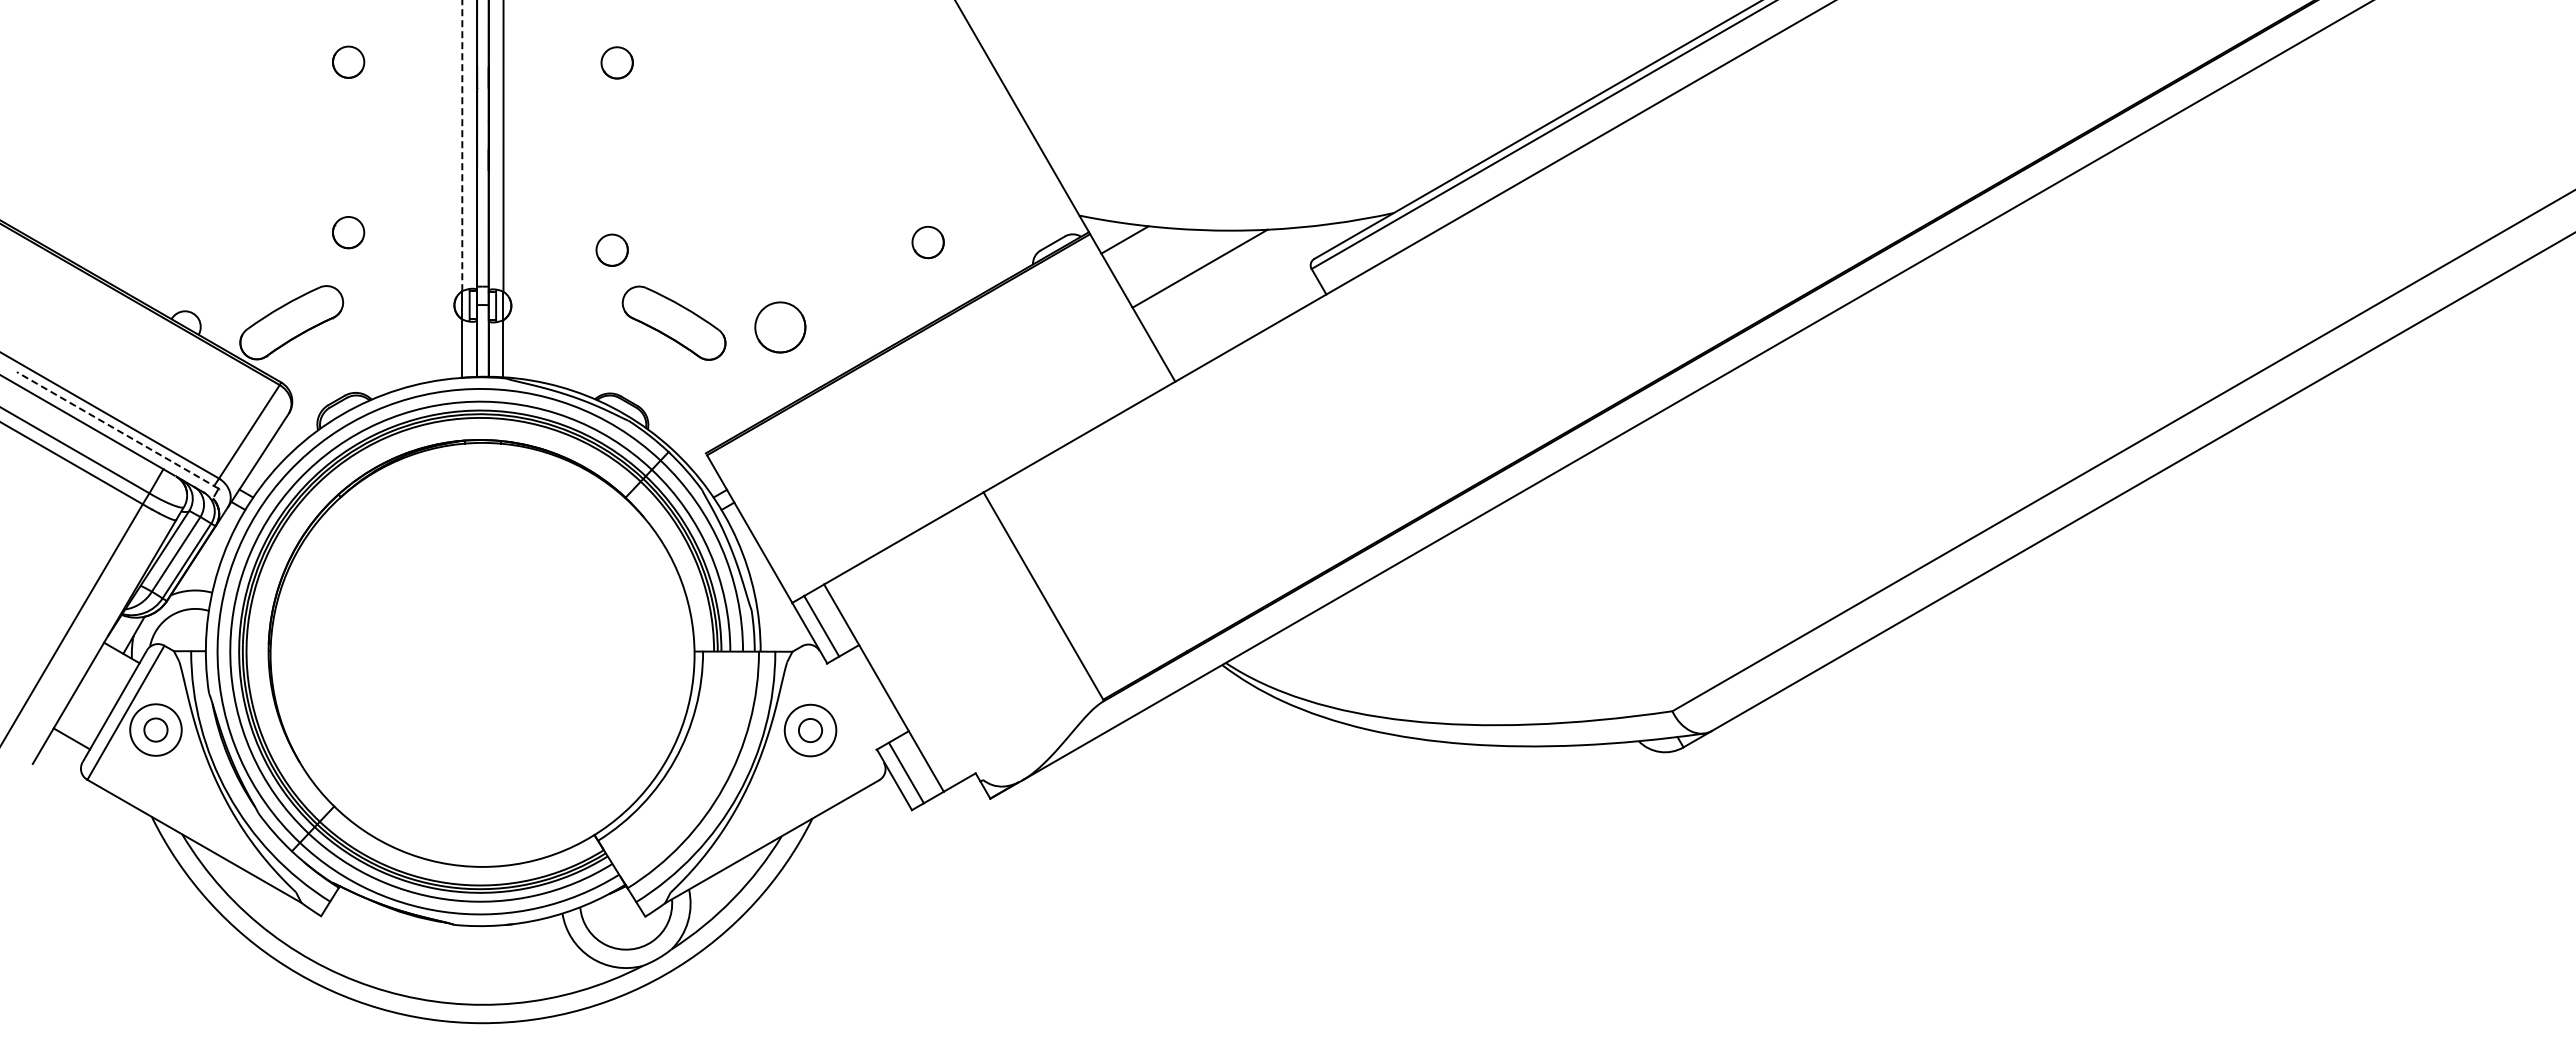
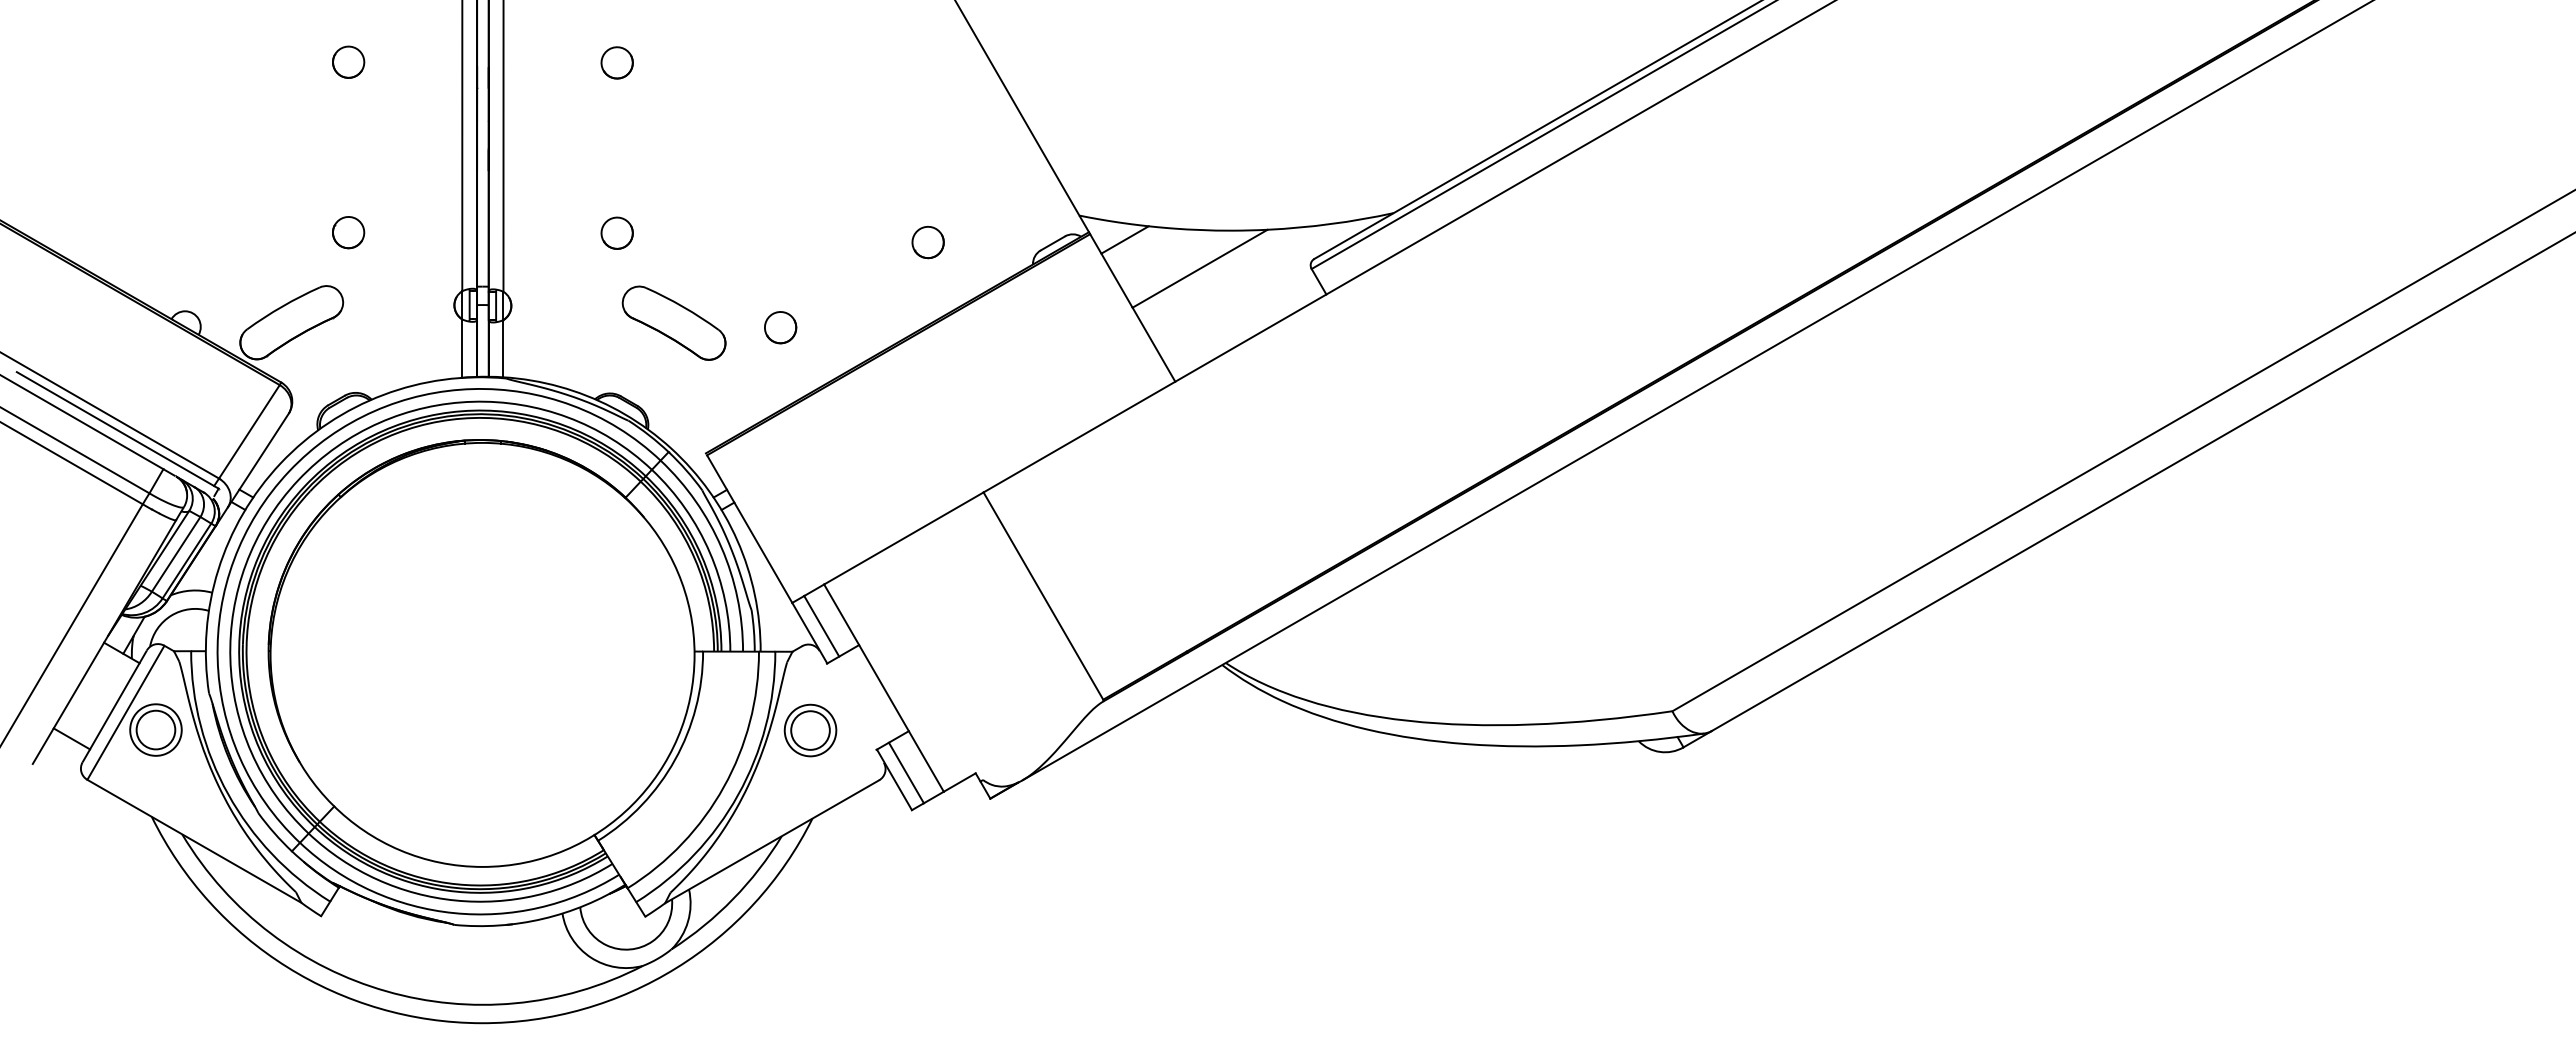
line: dashed -> solid (462, 145)
part position: (611, 249) -> (616, 232) (616, 232)
part size: 53x53 px -> 34x34 px (780, 327)
line: dashed -> solid (117, 430)
circle diameter: 23 px -> 39 px (155, 729)
circle diameter: 23 px -> 39 px (810, 730)
